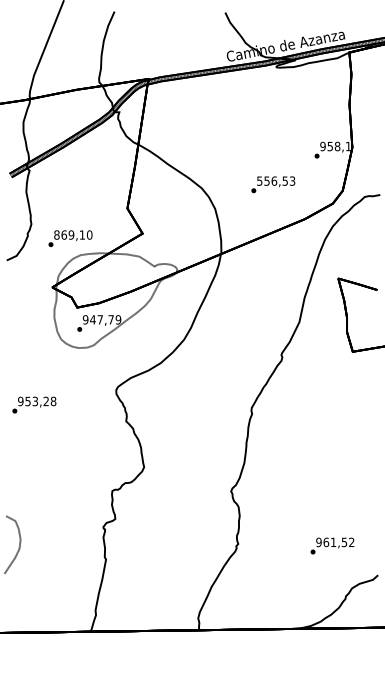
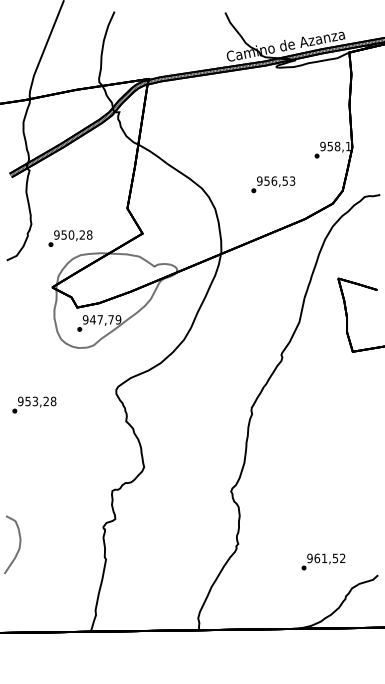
text: 556,53 -> 956,53 (259, 180)
text: 869,10 -> 950,28 (73, 234)
text position: (332, 545) -> (323, 561) (323, 561)
